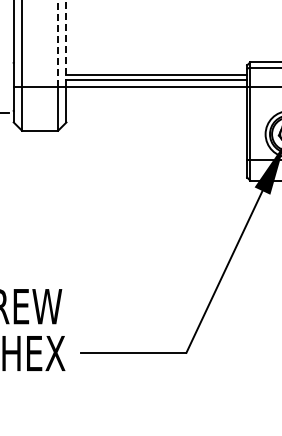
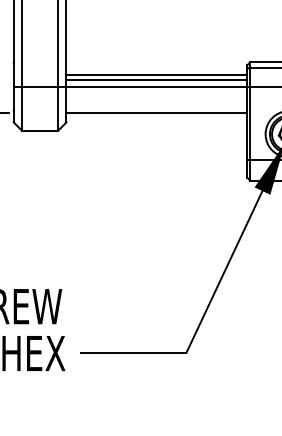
line: dashed -> solid (58, 42)
line: dashed -> solid (66, 43)
line: none -> present (156, 113)
